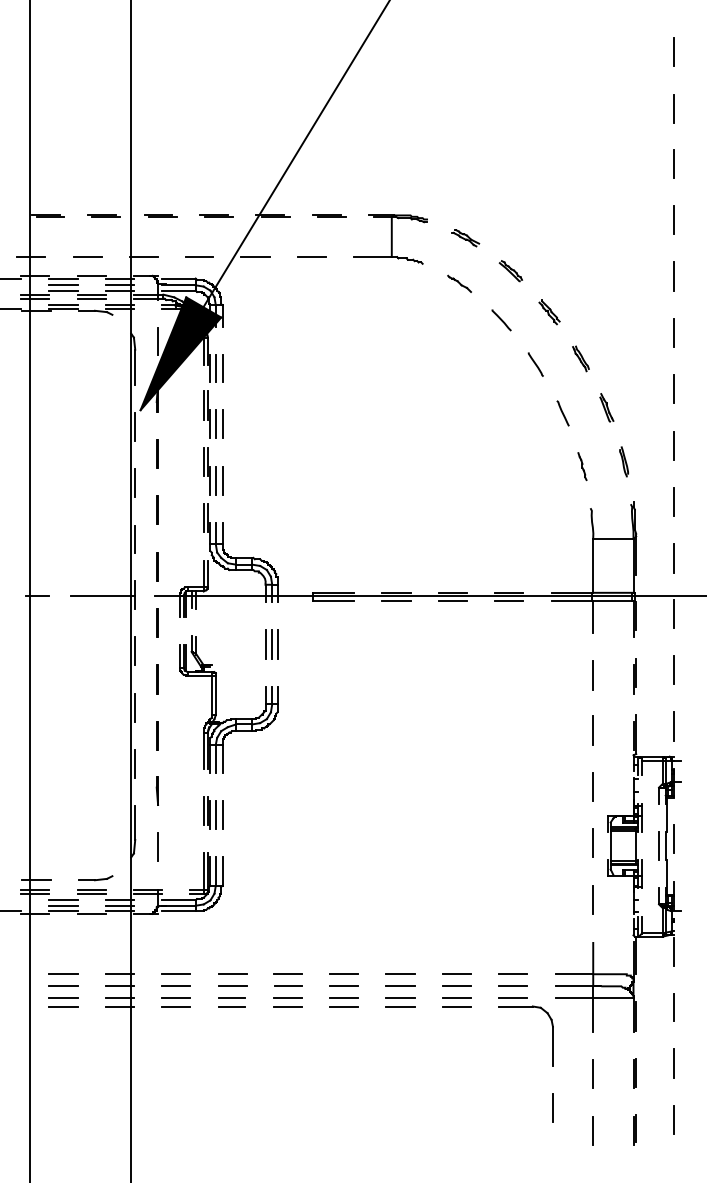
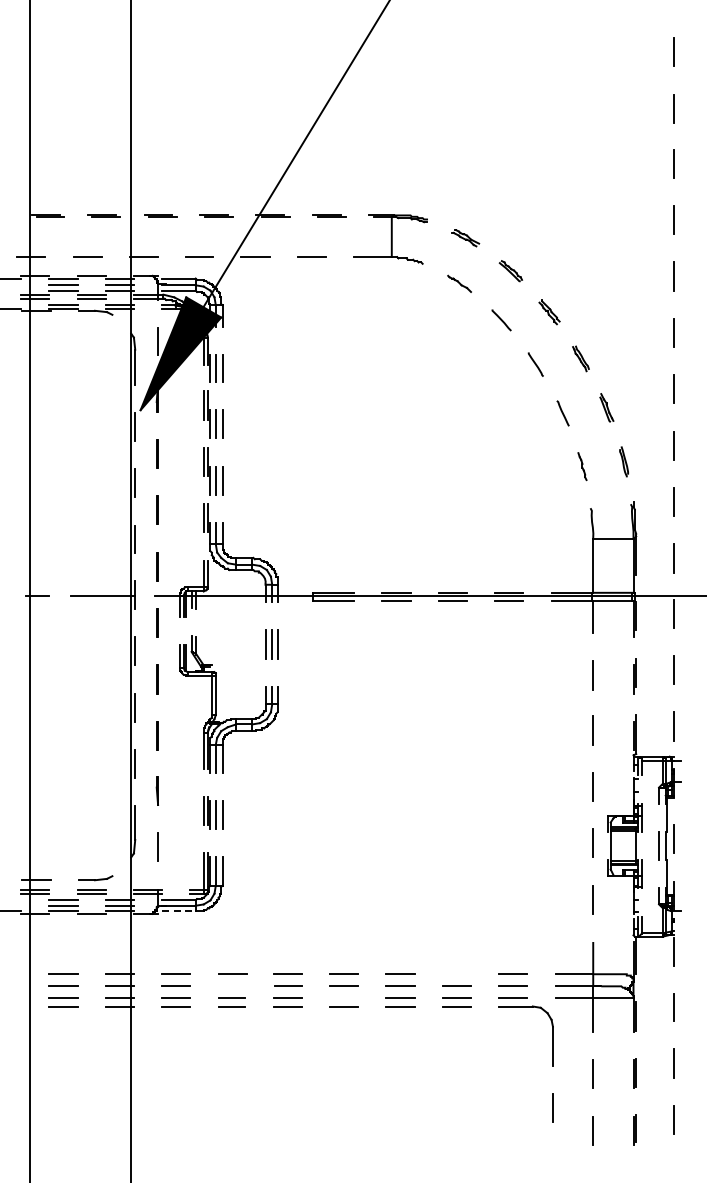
line: solid -> dashed (178, 911)
line: present -> none (456, 974)
line: present -> none (232, 985)
line: present -> none (343, 998)
